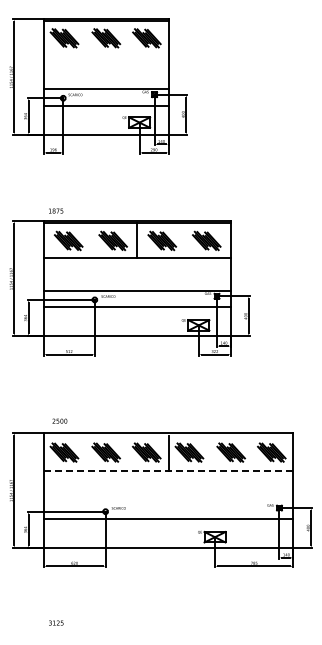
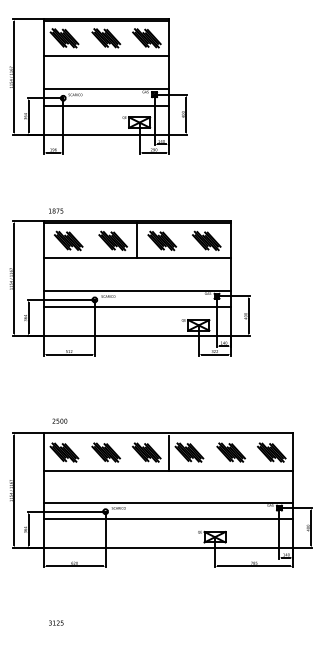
line: none -> present (105, 56)
line: dashed -> solid (168, 470)
line: none -> present (168, 502)
